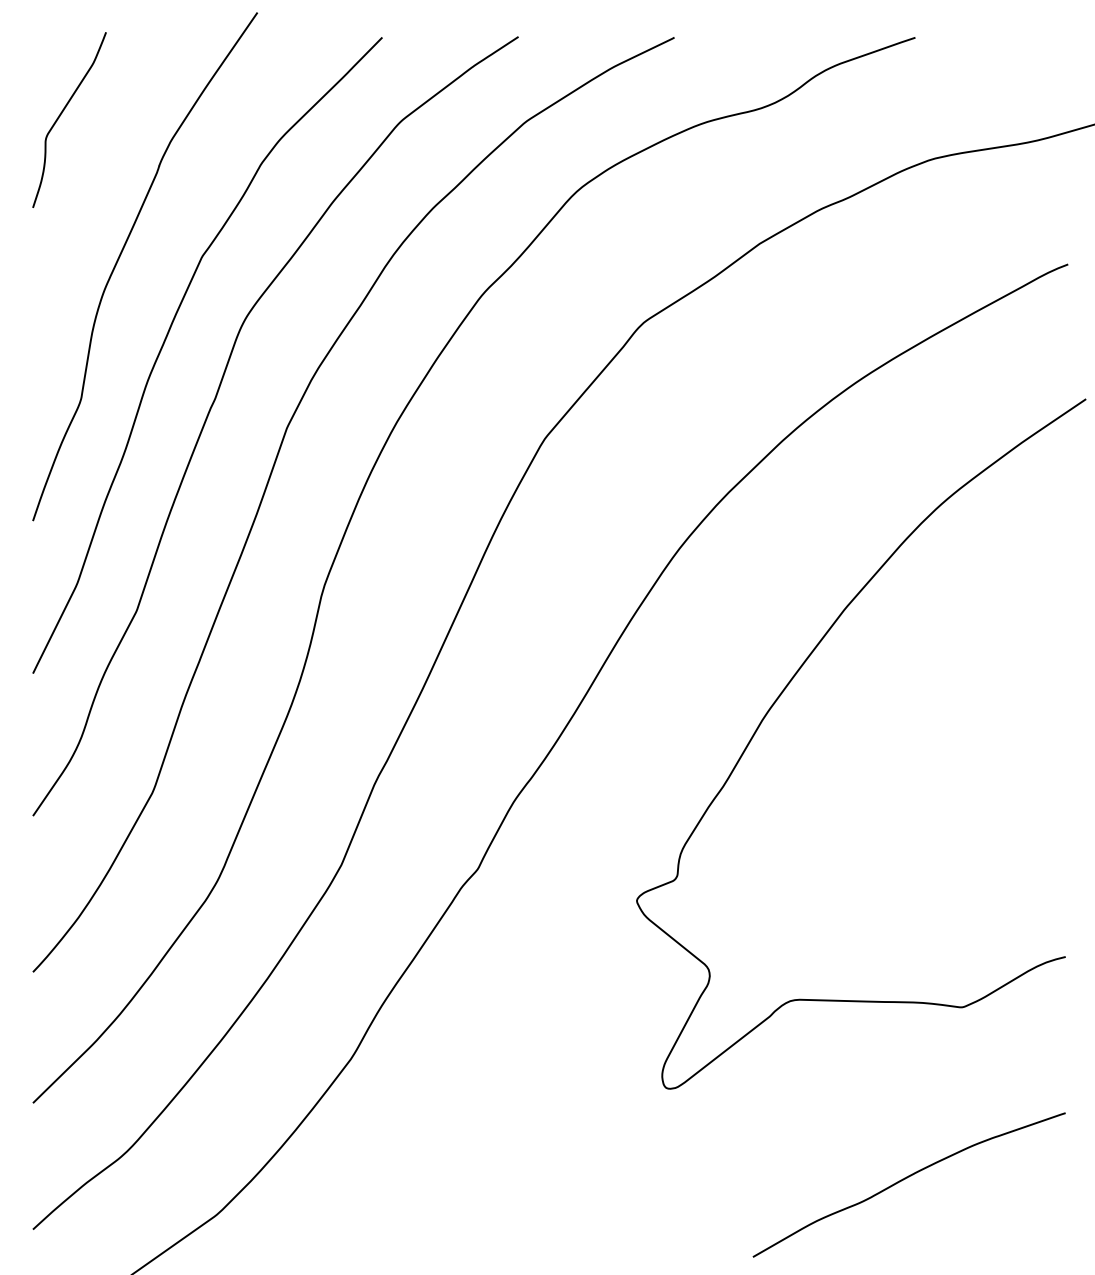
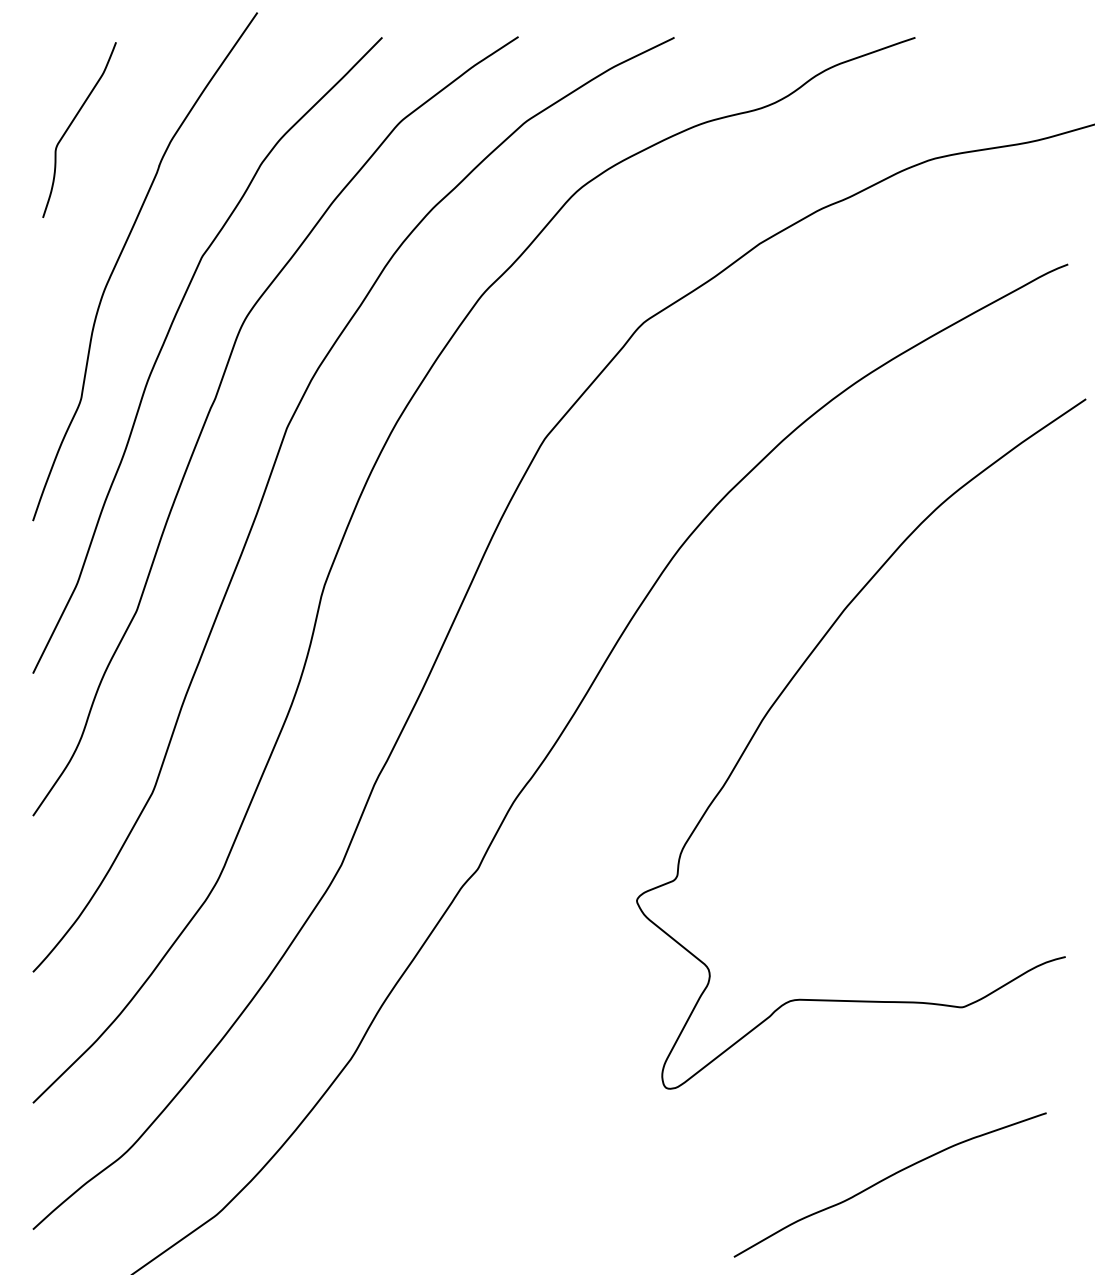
curve position: (62, 113) -> (72, 123) (72, 123)
curve position: (905, 1179) -> (886, 1179) (886, 1179)
